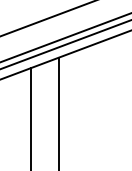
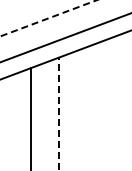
line: solid -> dashed (48, 18)
line: present -> none (65, 44)
line: solid -> dashed (58, 113)
